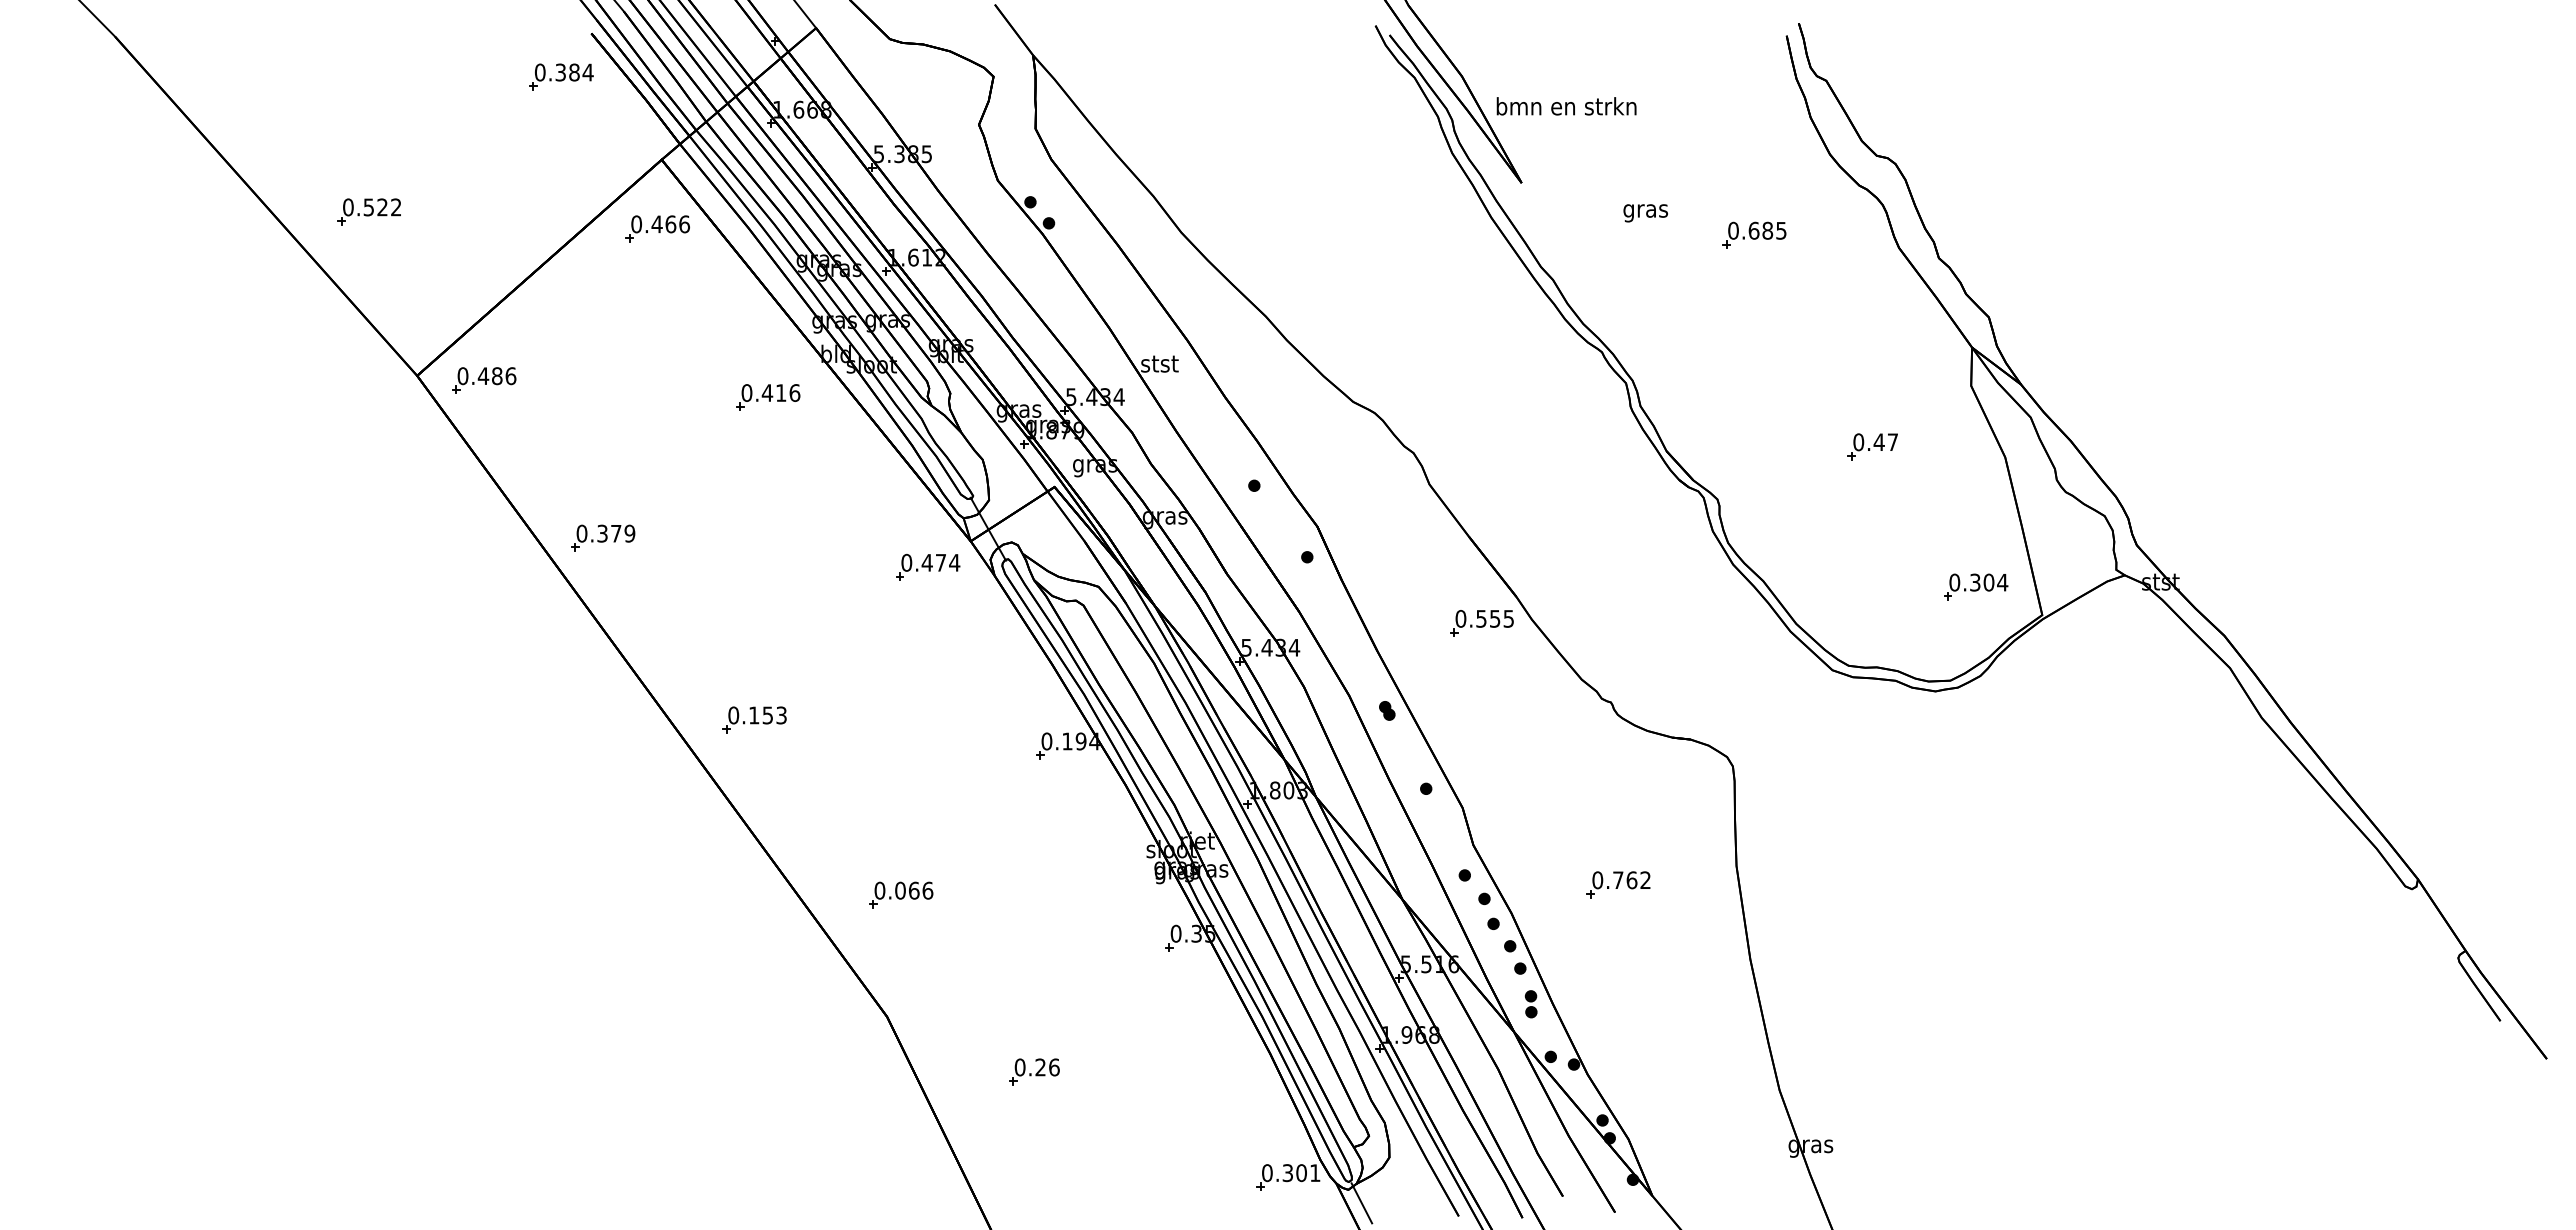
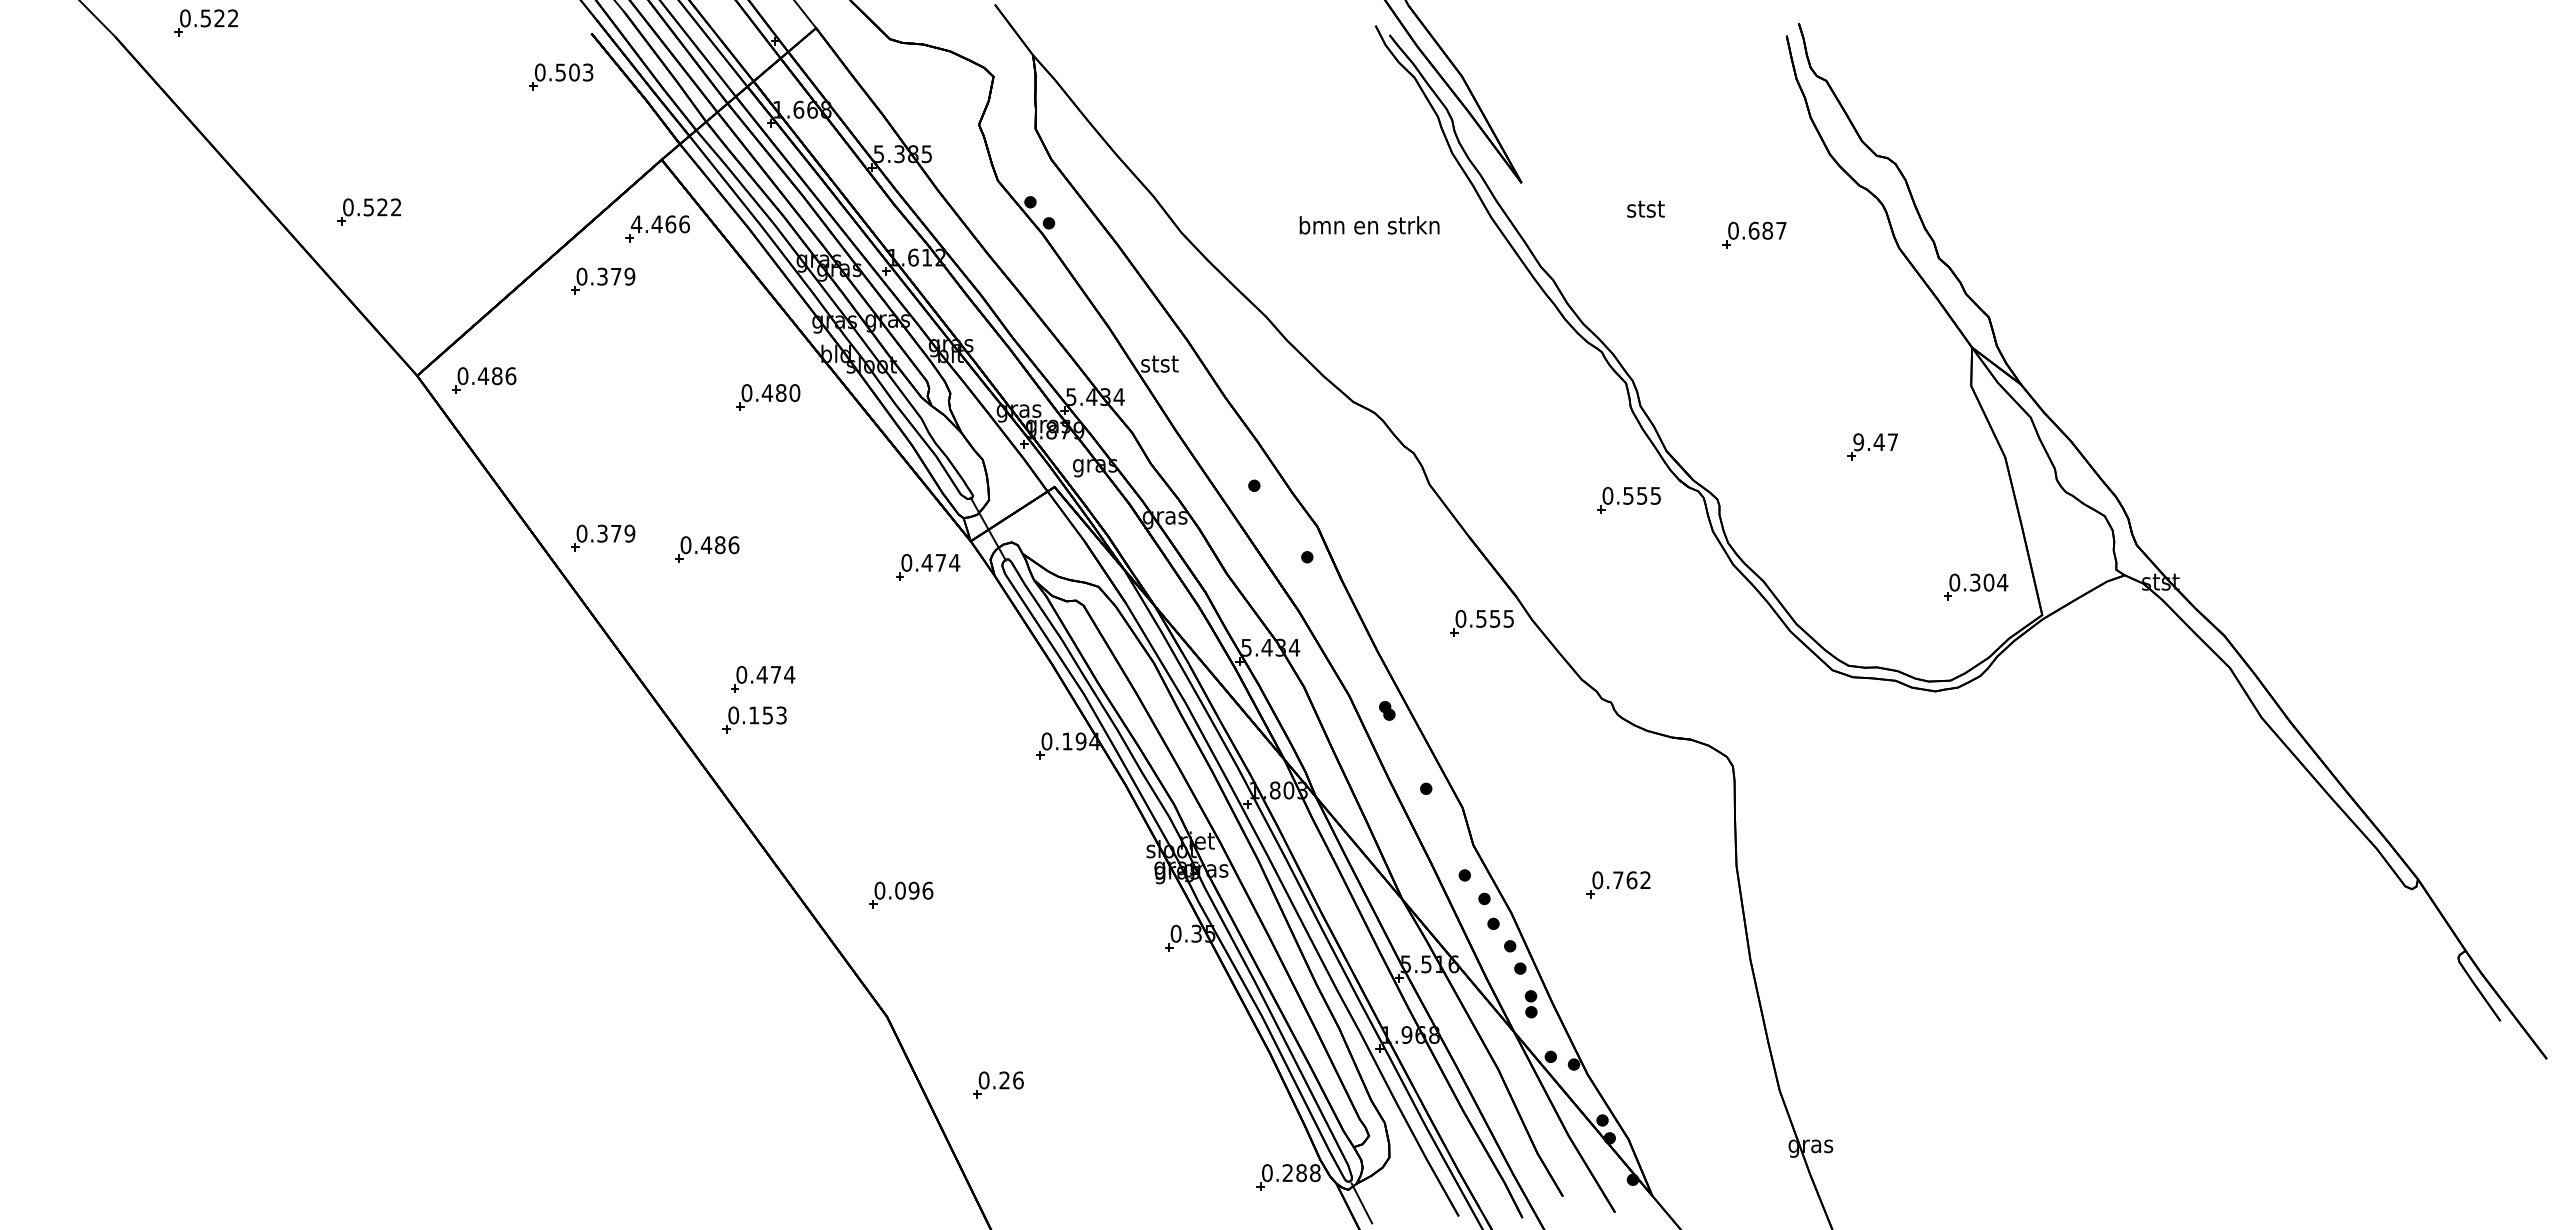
part: none -> present (205, 22)
text: 0.384 -> 0.503 (574, 72)
text position: (1566, 106) -> (1369, 225) (1369, 225)
text: gras -> stst (1645, 211)
text: 0.466 -> 4.466 (636, 224)
text: 0.685 -> 0.687 (1781, 230)
part: none -> present (603, 280)
text: 0.416 -> 0.480 (788, 392)
text: 0.47 -> 9.47 (1858, 442)
part: none -> present (1628, 500)
part: none -> present (707, 549)
part: none -> present (763, 679)
text: 0.066 -> 0.096 (913, 890)
part position: (1034, 1071) -> (998, 1084) (998, 1084)
text: 0.301 -> 0.288 (1301, 1173)
